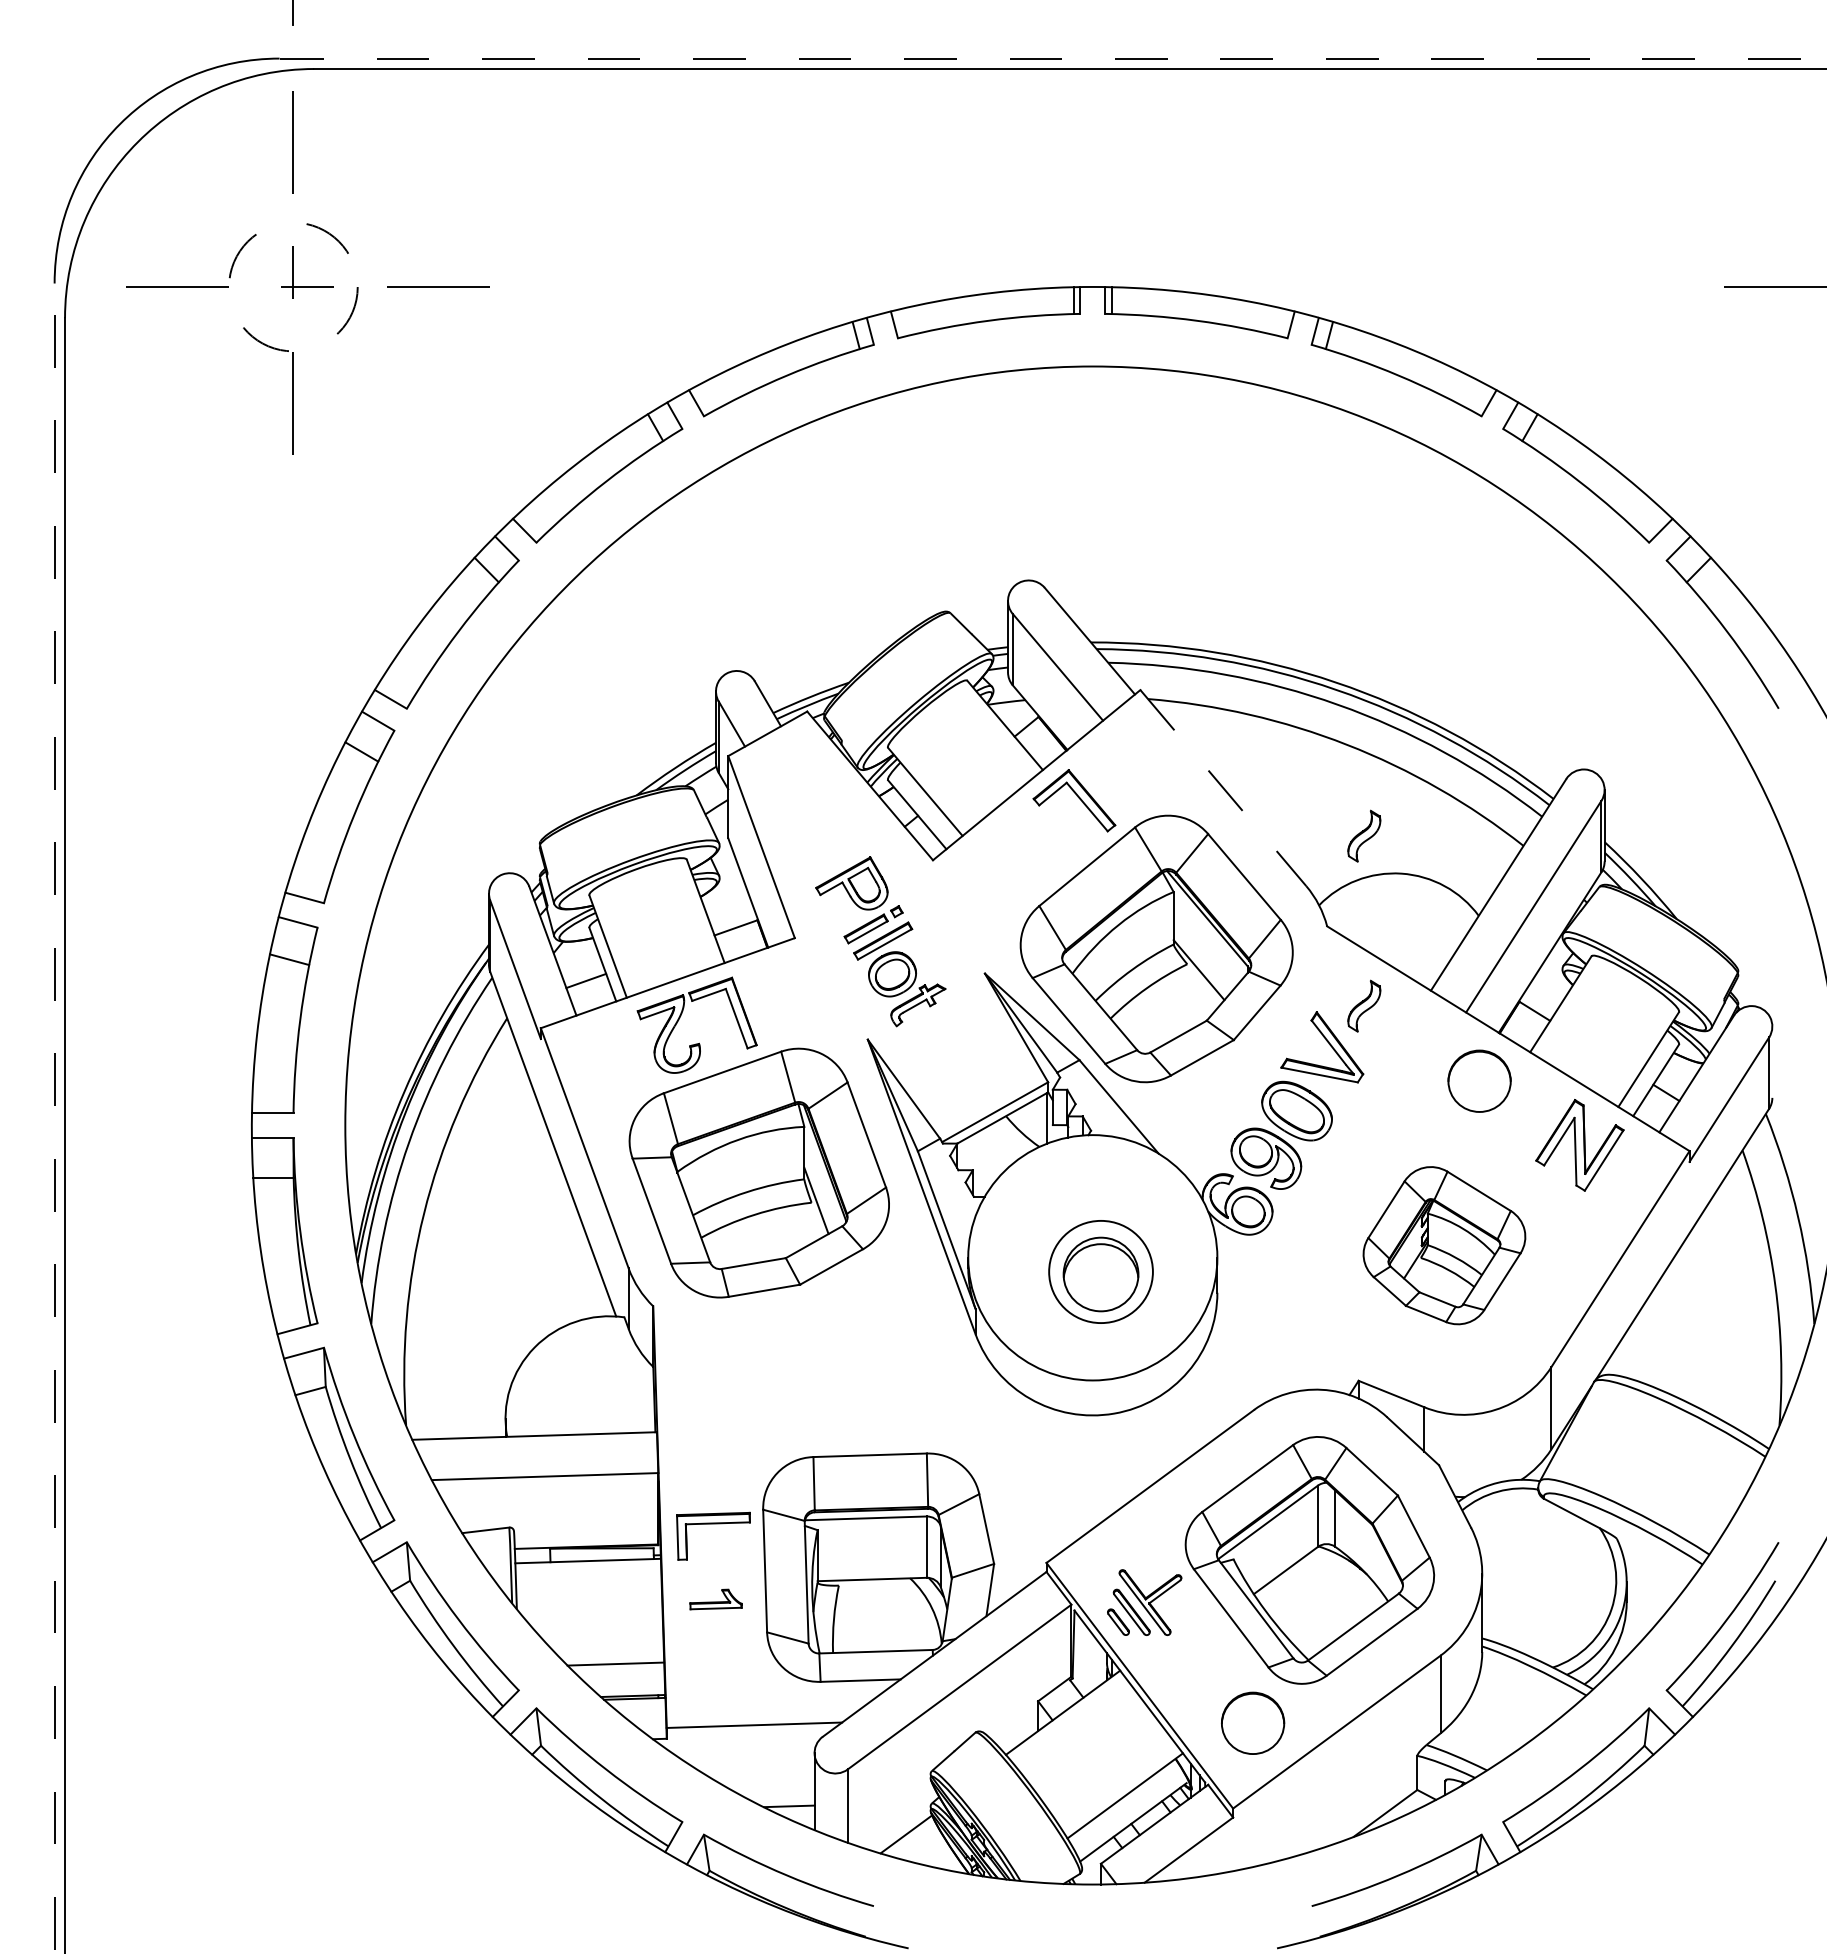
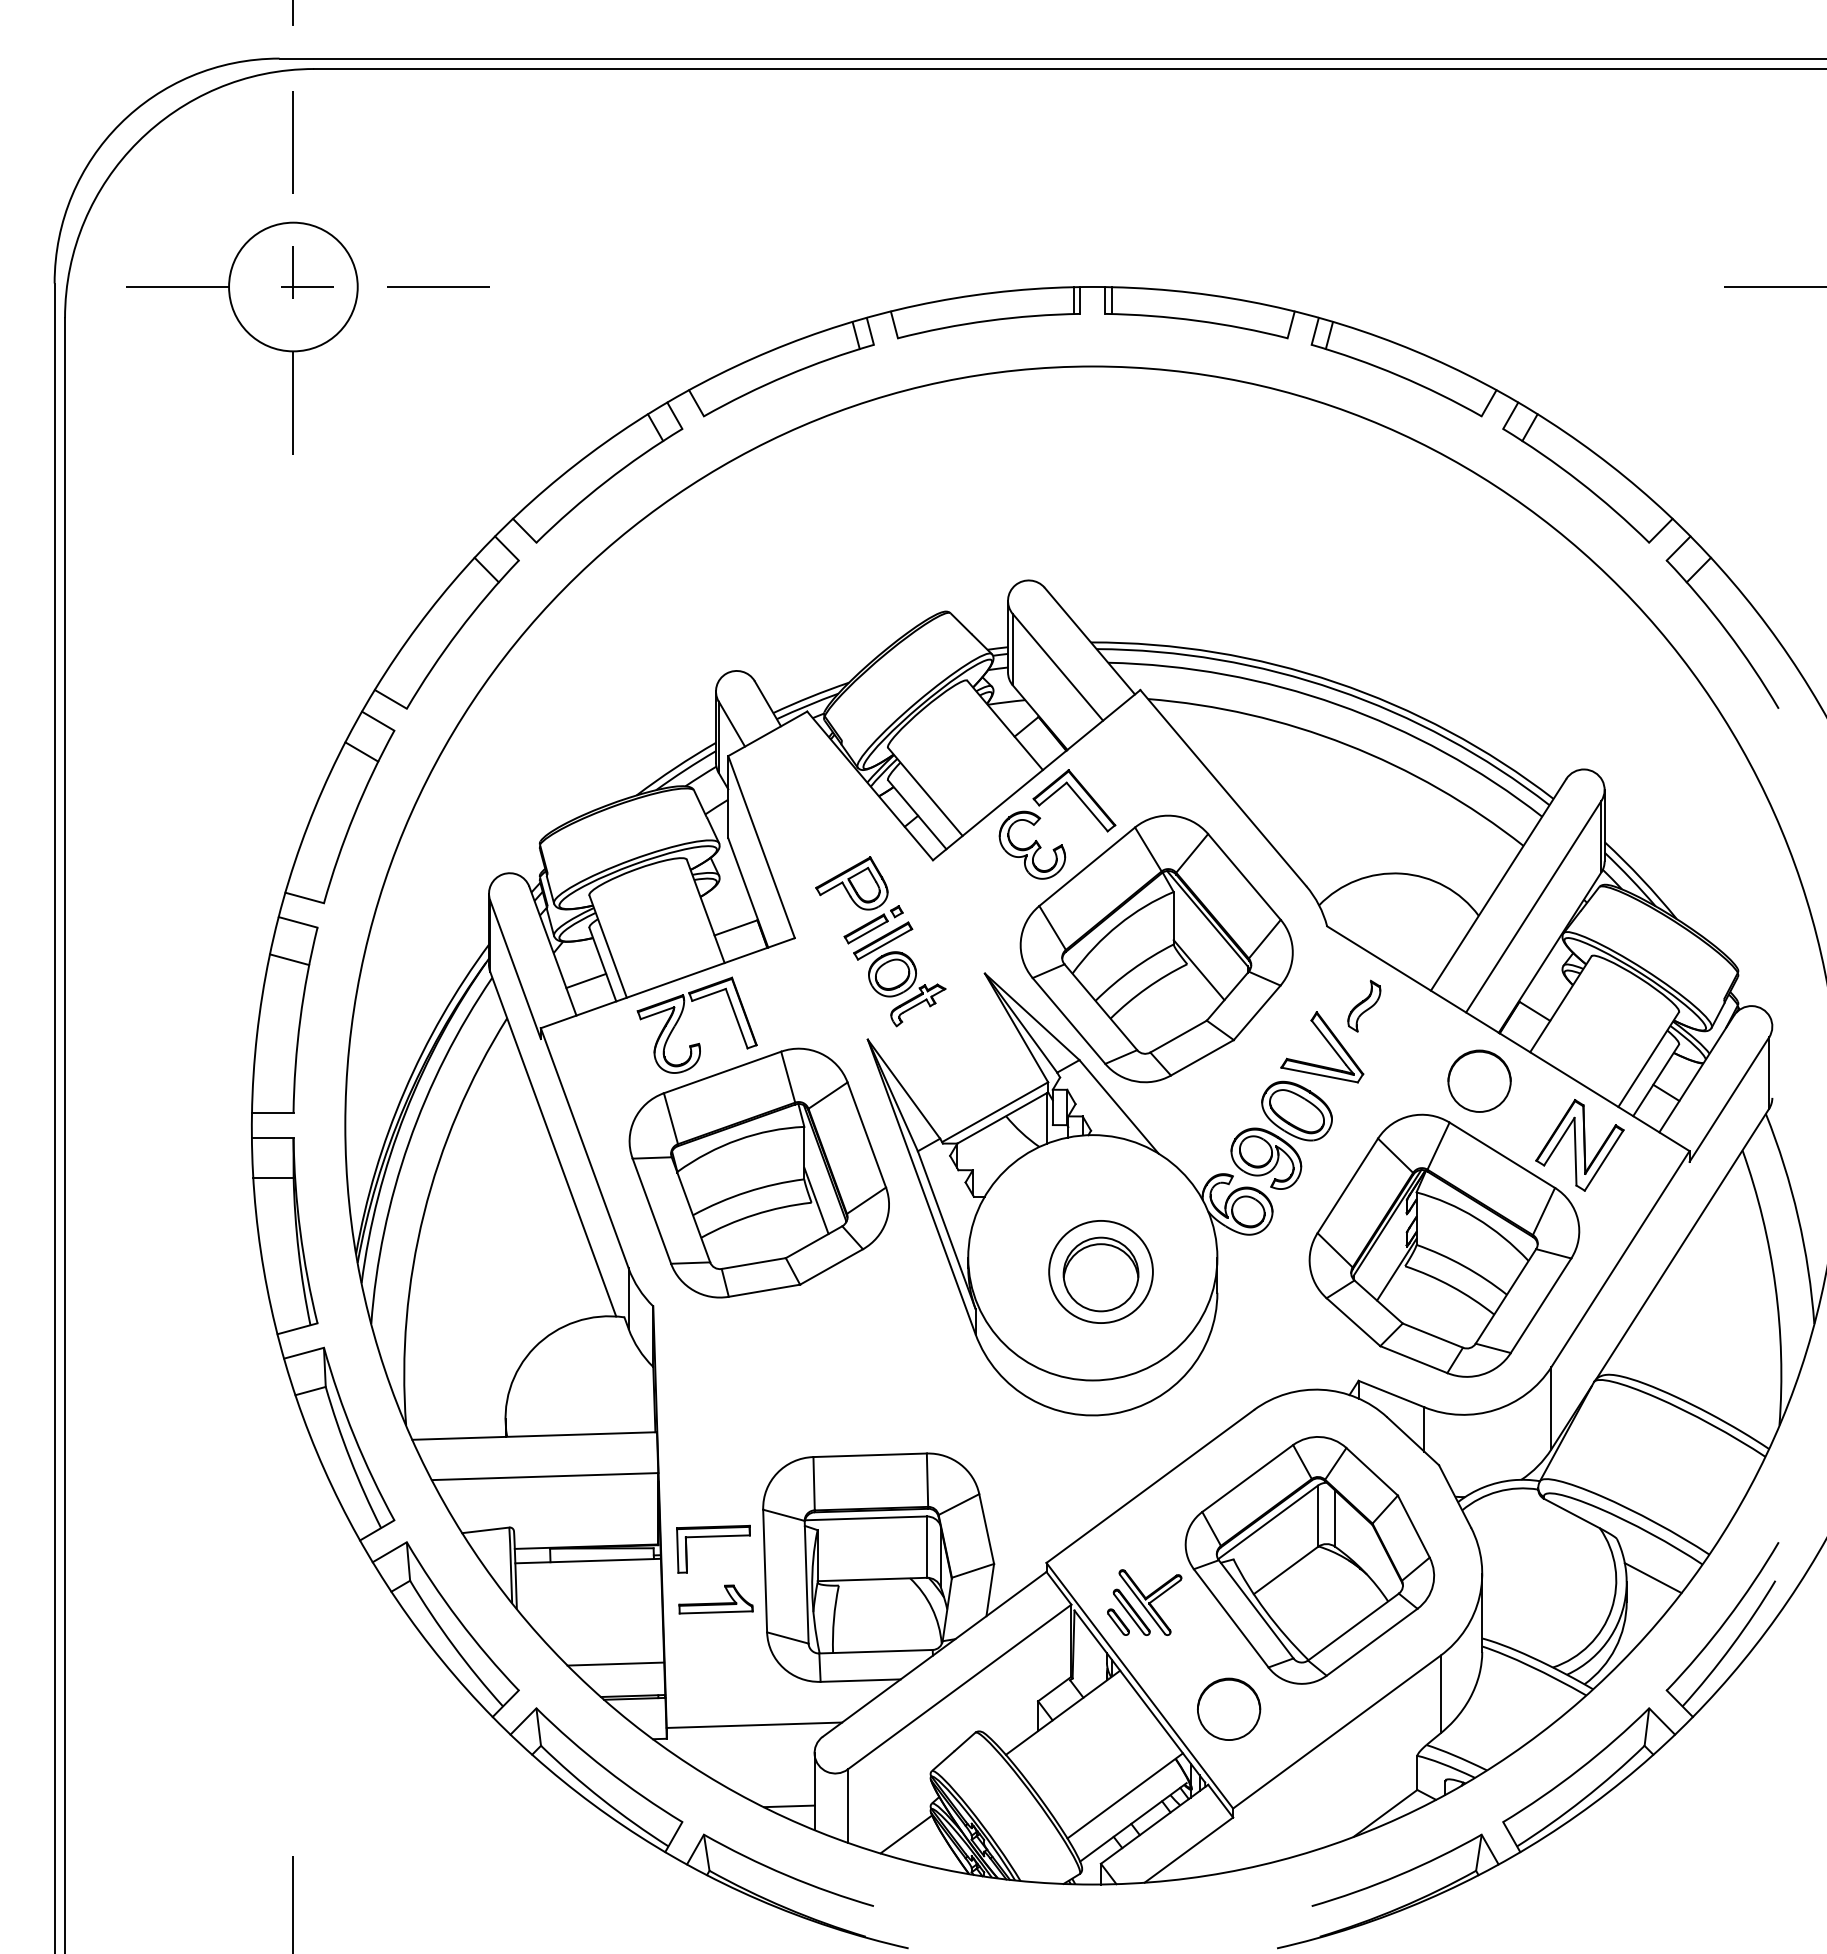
line: dashed -> solid (1052, 58)
circle: dashed -> solid (293, 286)
line: dashed -> solid (1223, 788)
part: present -> none (1364, 835)
part: none -> present (1032, 844)
line: dashed -> solid (54, 1118)
part size: 165x160 px -> 273x265 px (1444, 1245)
part position: (713, 1524) -> (713, 1537) (713, 1537)
line: none -> present (1652, 1578)
part size: 54x23 px -> 76x31 px (715, 1599)
part position: (1253, 1722) -> (1229, 1708) (1229, 1708)
line: none -> present (293, 1902)
